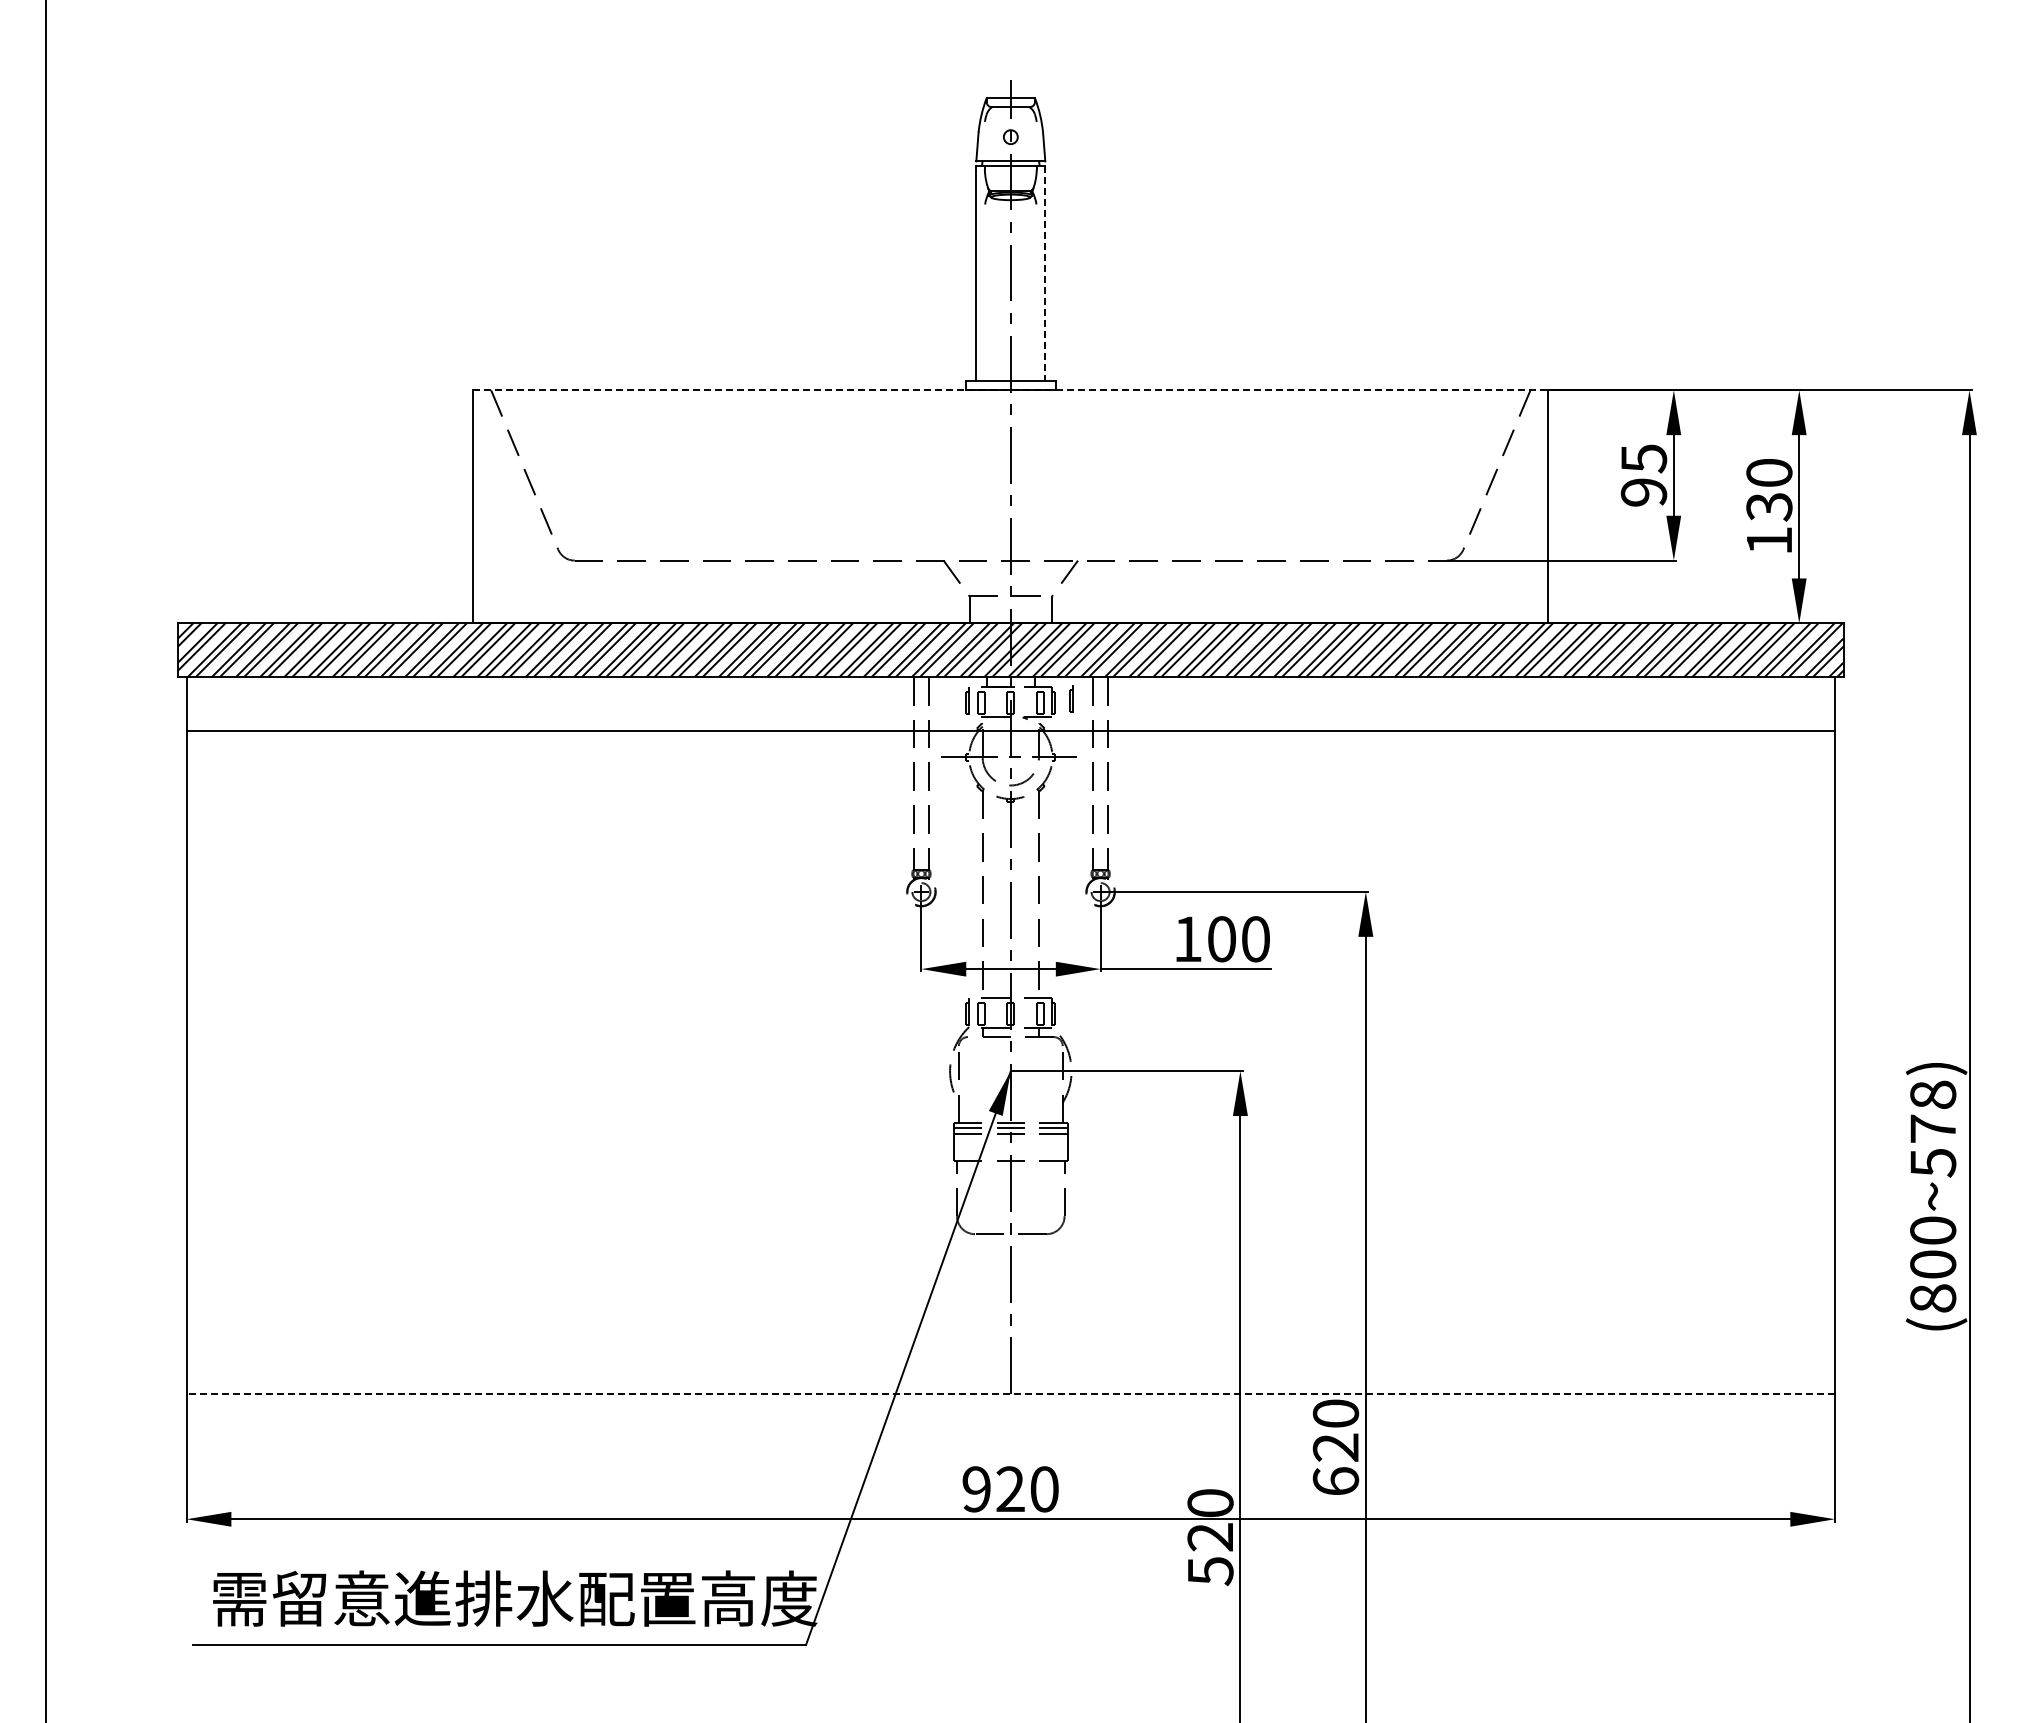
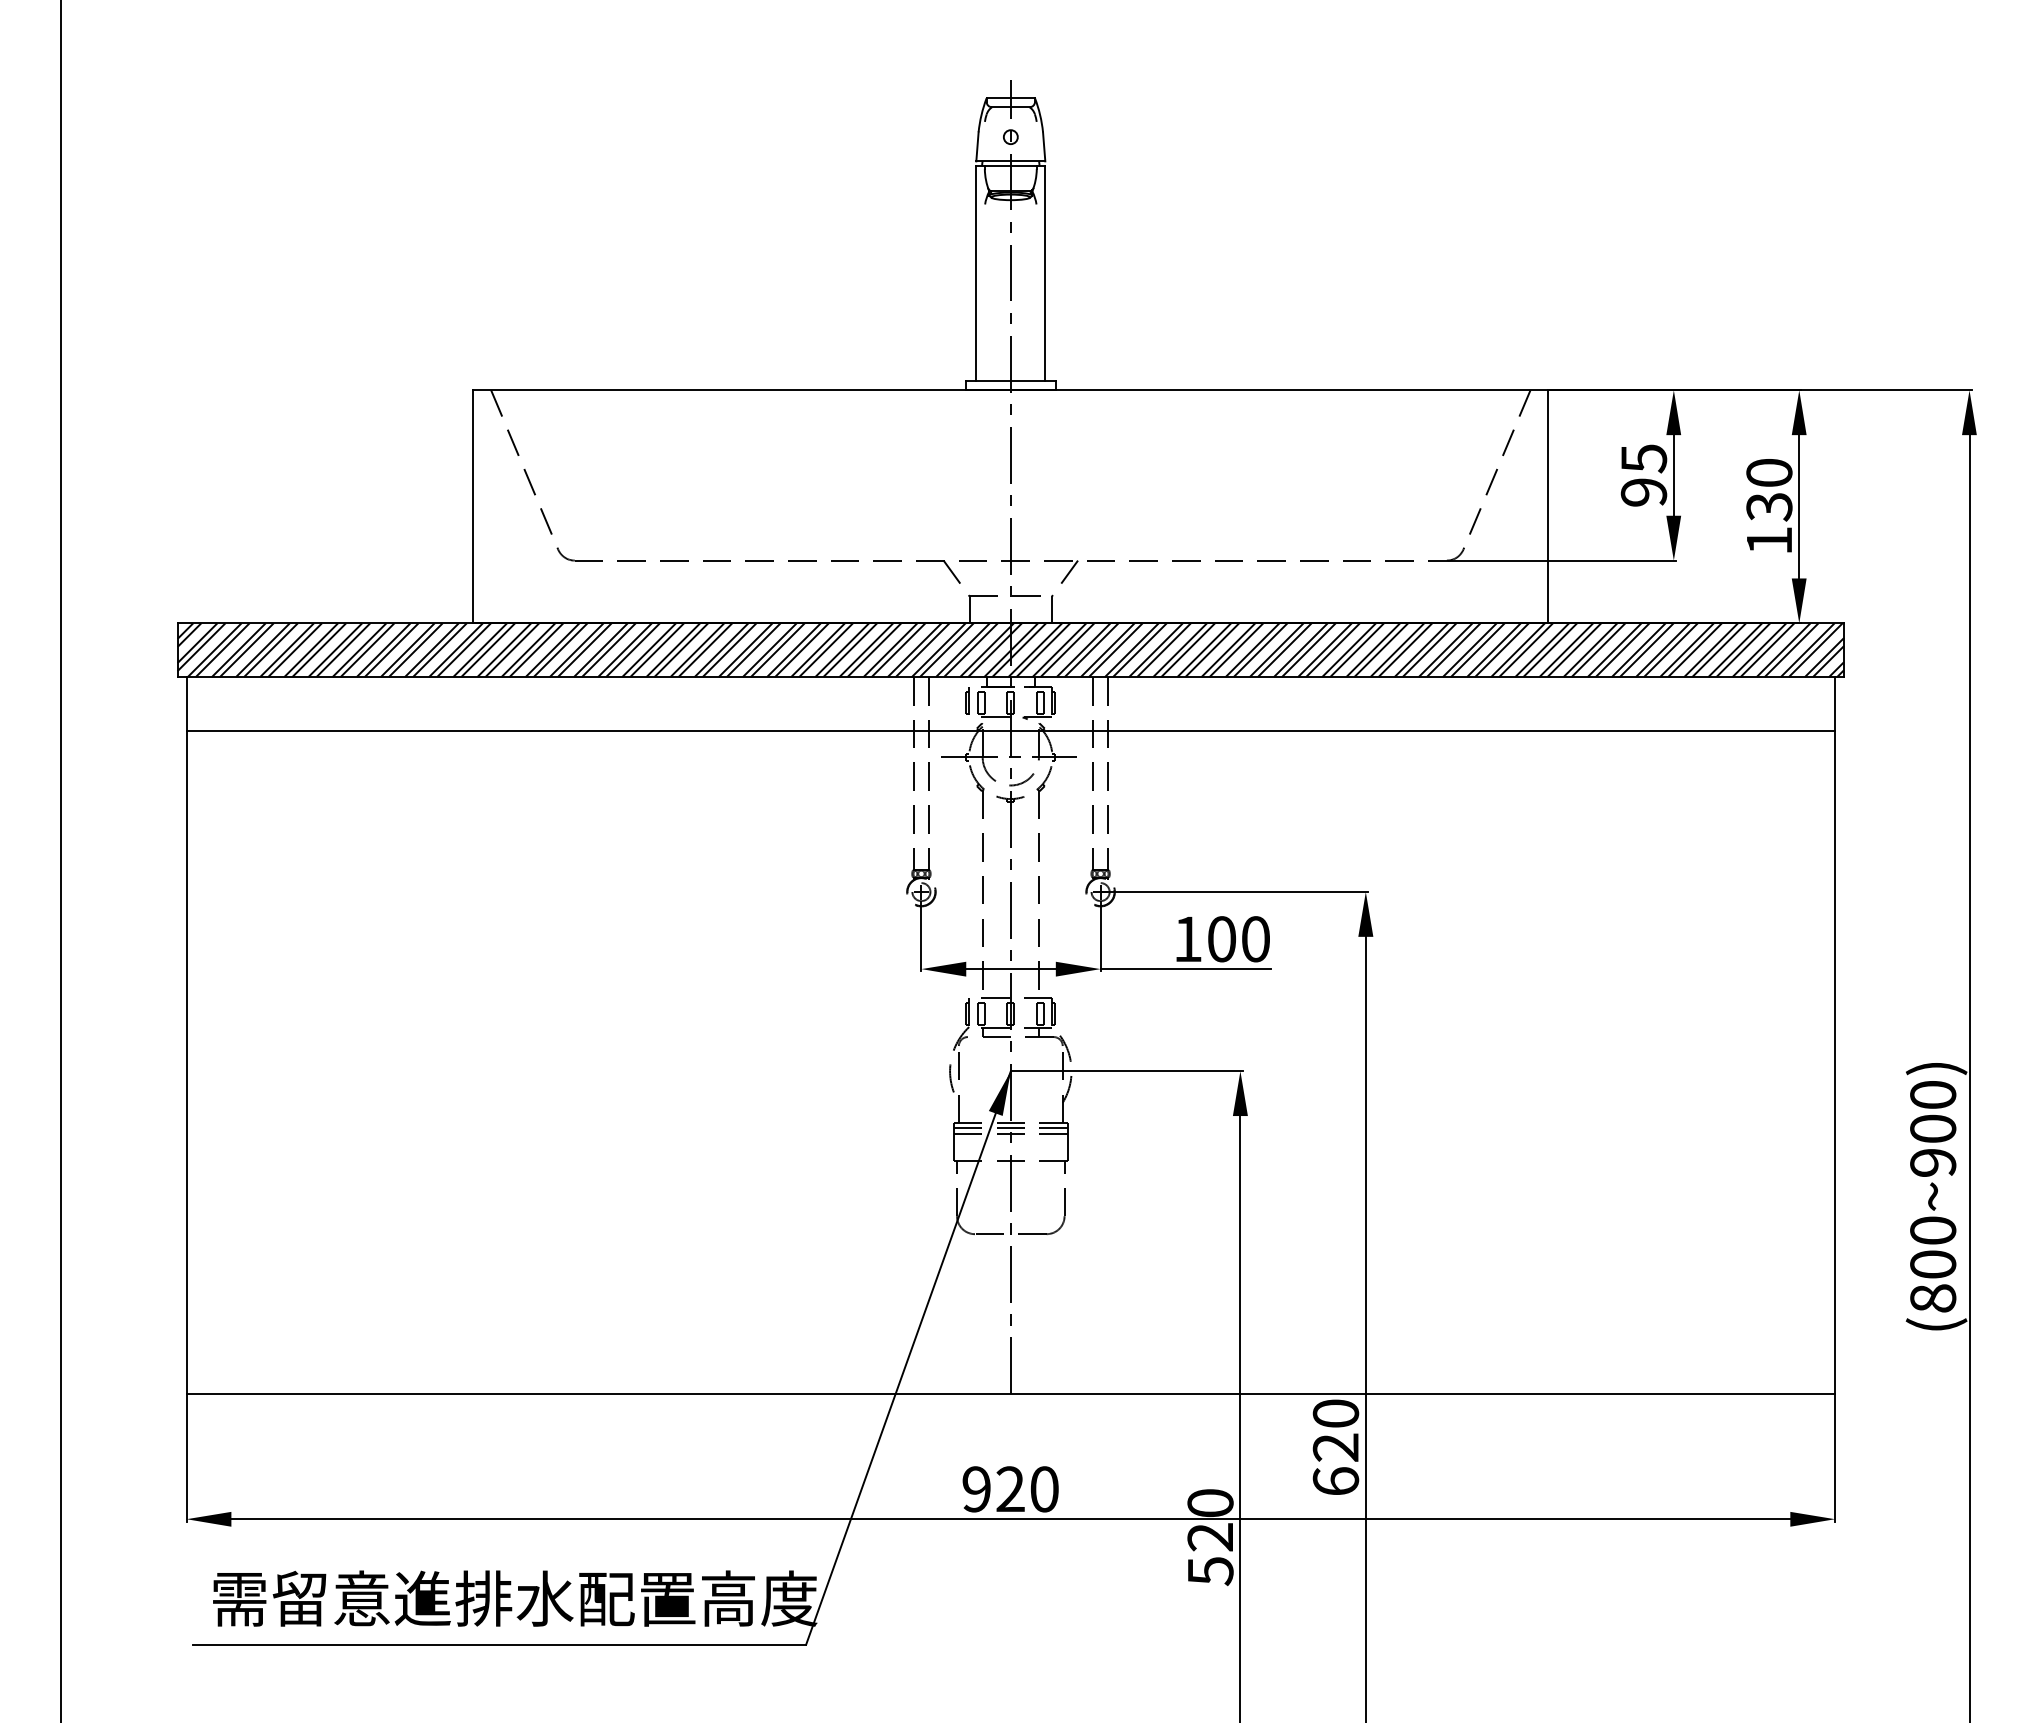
line: dashed -> solid (1045, 273)
line: dashed -> solid (1010, 390)
part: present -> none (1071, 698)
line position: (46, 860) -> (61, 860) (61, 860)
text: (800~578) -> (800~900) (1933, 1128)
line: dashed -> solid (1010, 1393)
